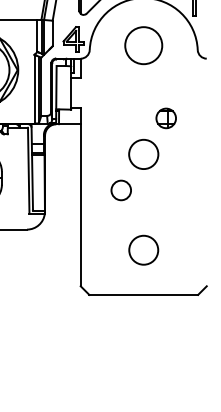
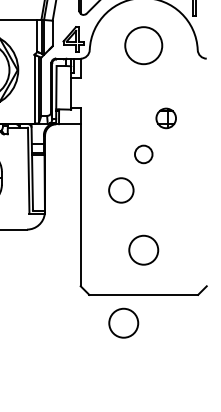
circle diameter: 29 px -> 18 px (143, 154)
circle size: 22x23 px -> 27x27 px (121, 190)
circle: none -> present (123, 322)
